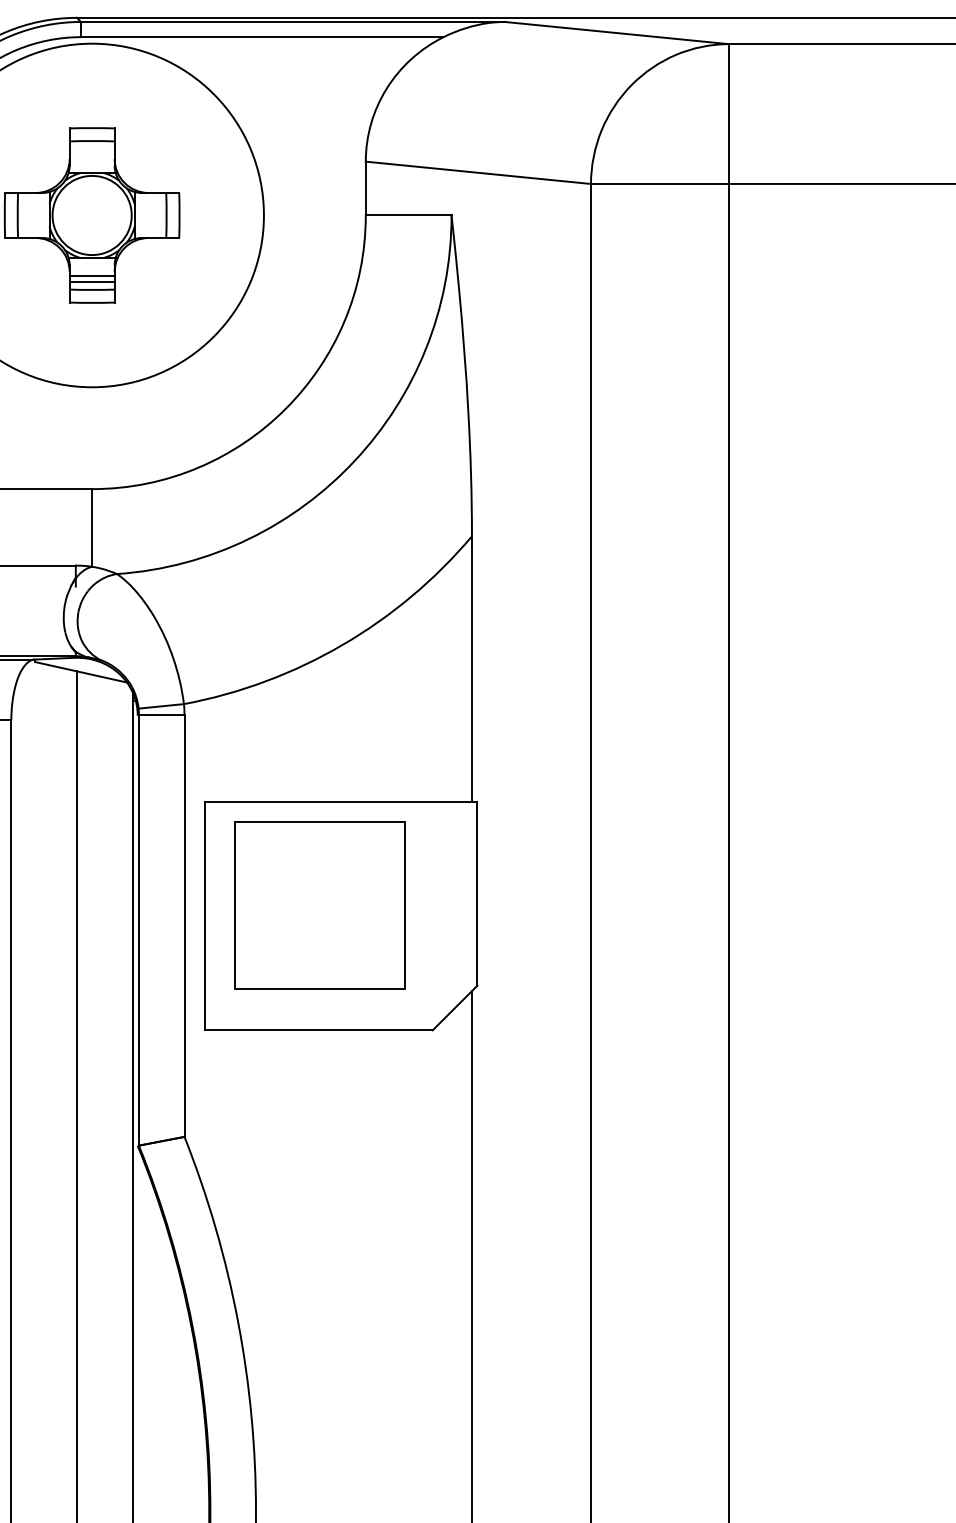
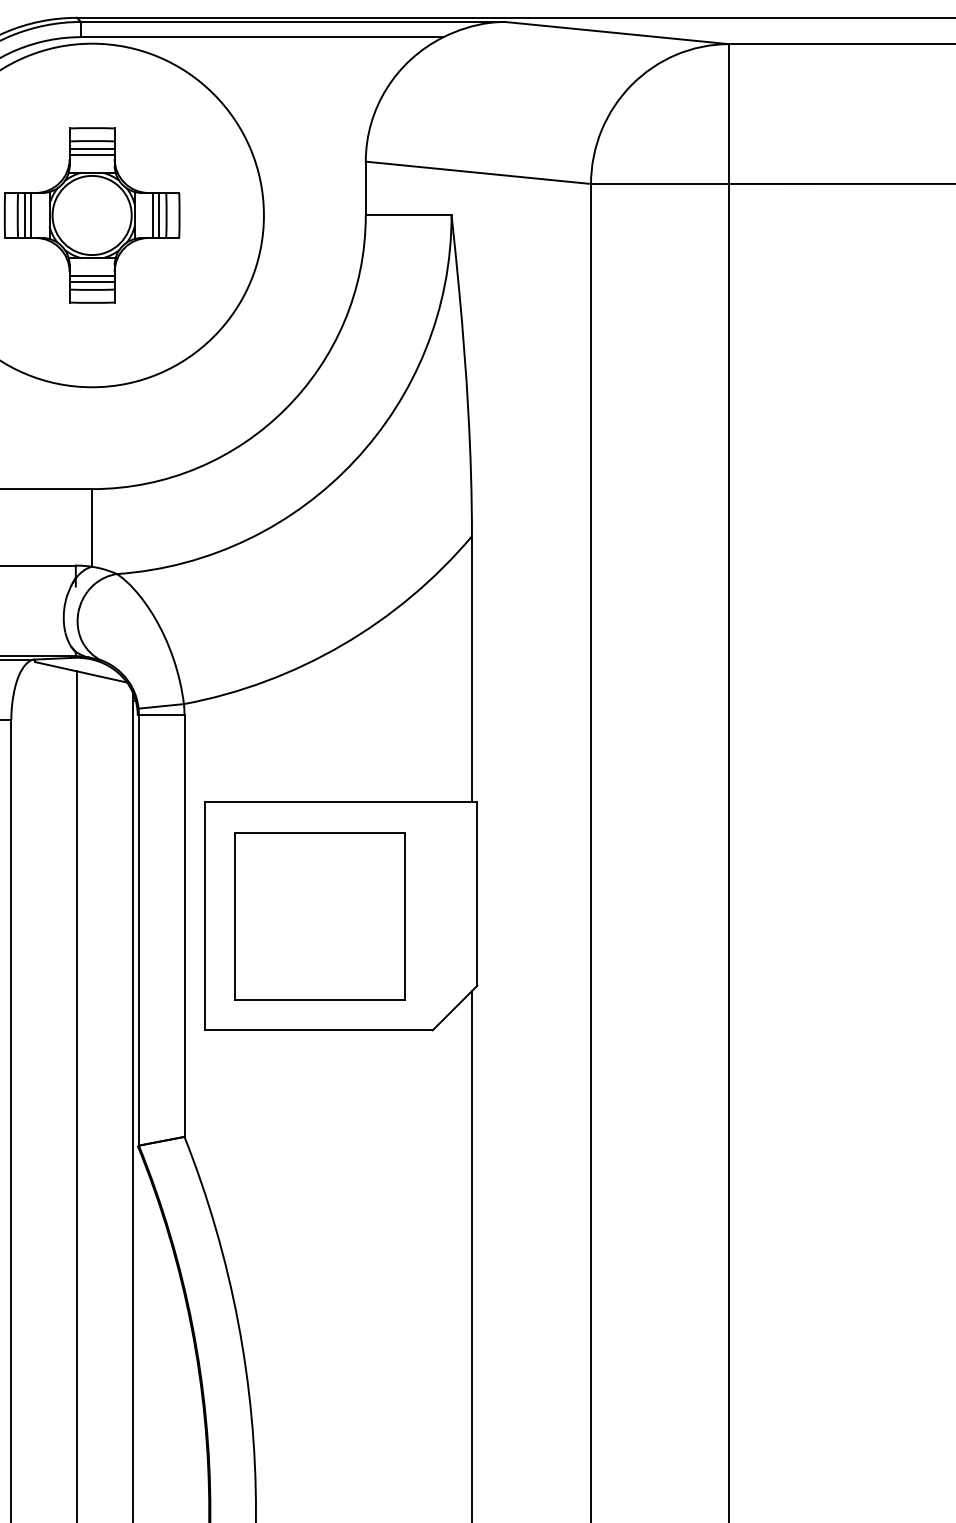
line: none -> present (91, 148)
line: none -> present (91, 154)
line: none -> present (25, 215)
line: none -> present (31, 215)
line: none -> present (152, 215)
line: none -> present (159, 215)
part position: (319, 905) -> (319, 916) (319, 916)
